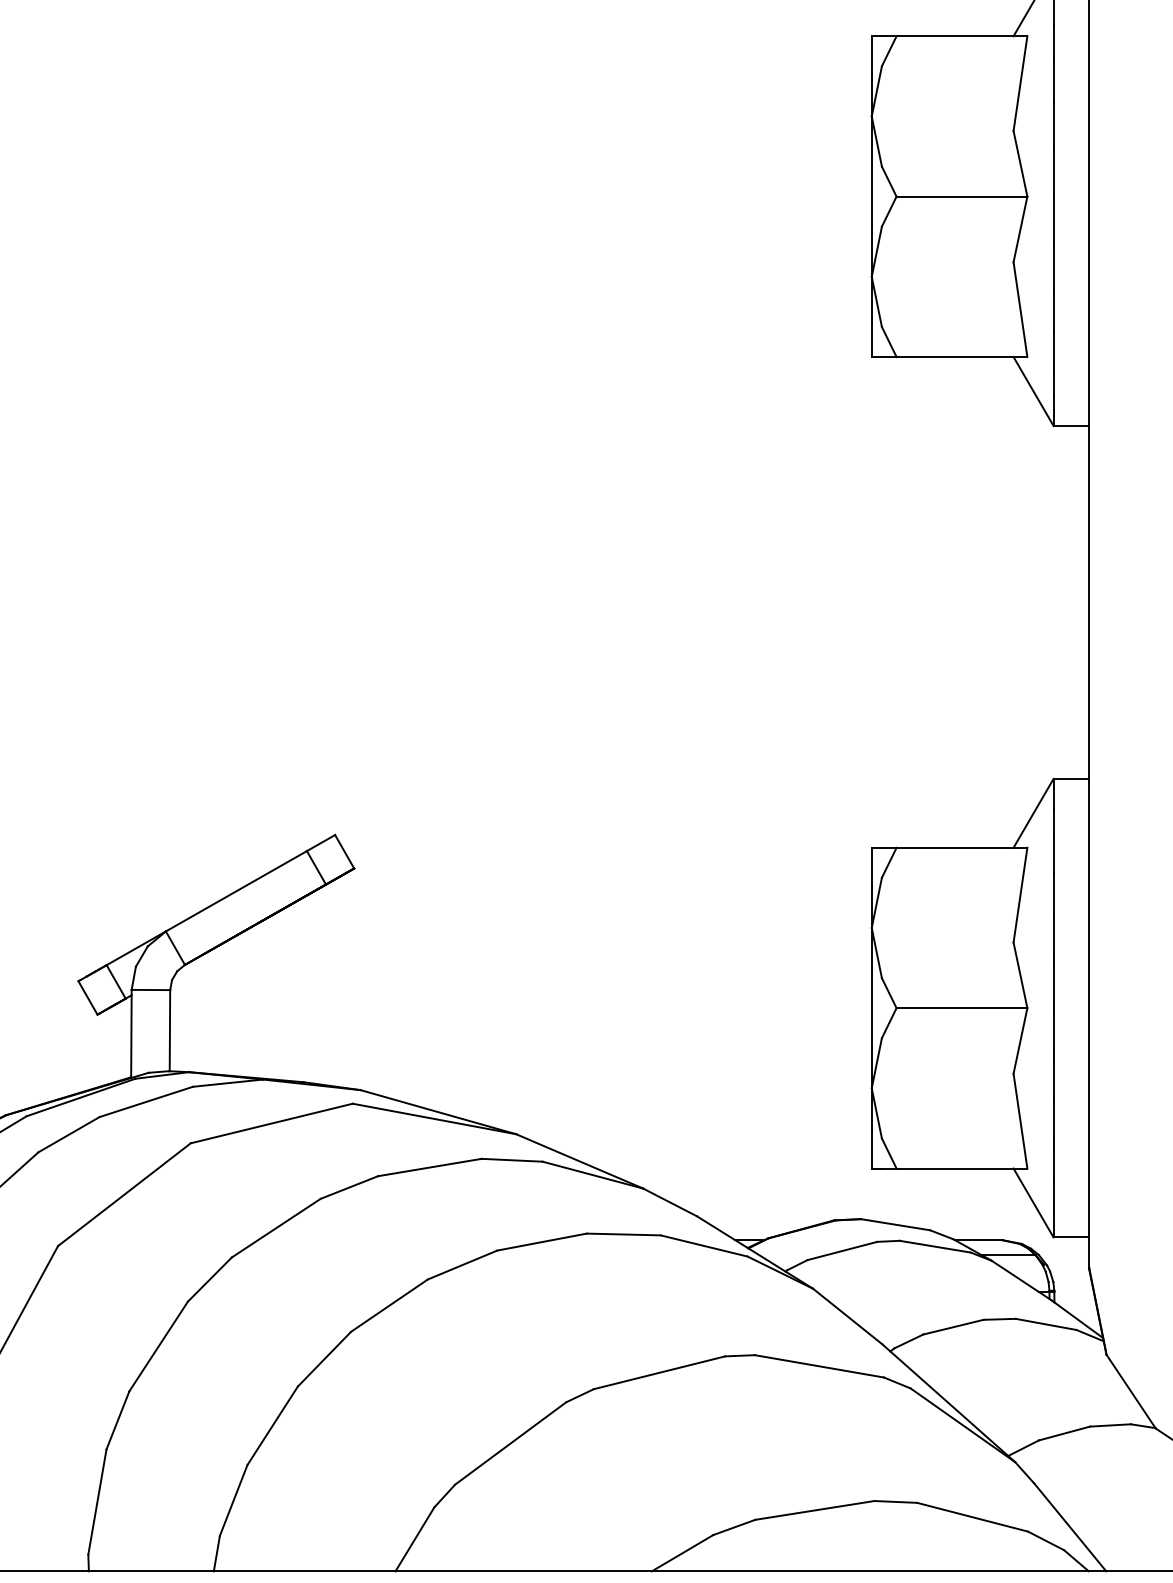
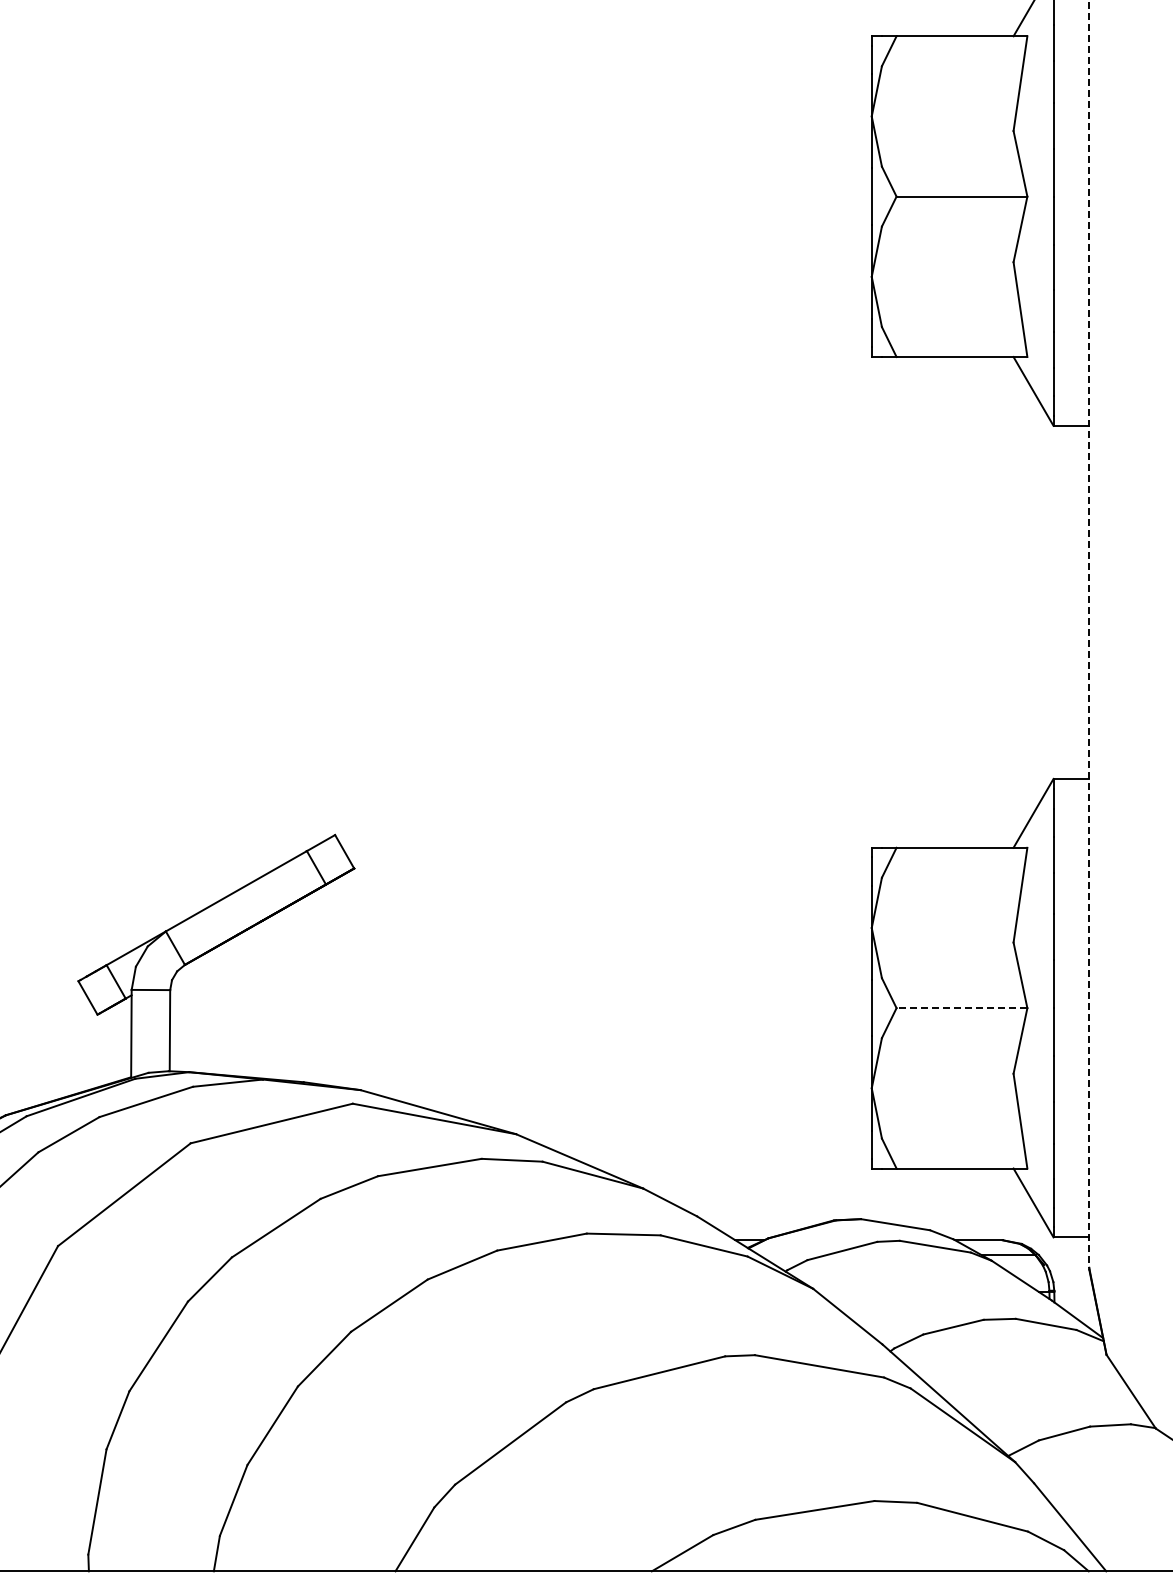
line: solid -> dashed (1089, 634)
line: solid -> dashed (961, 1008)
